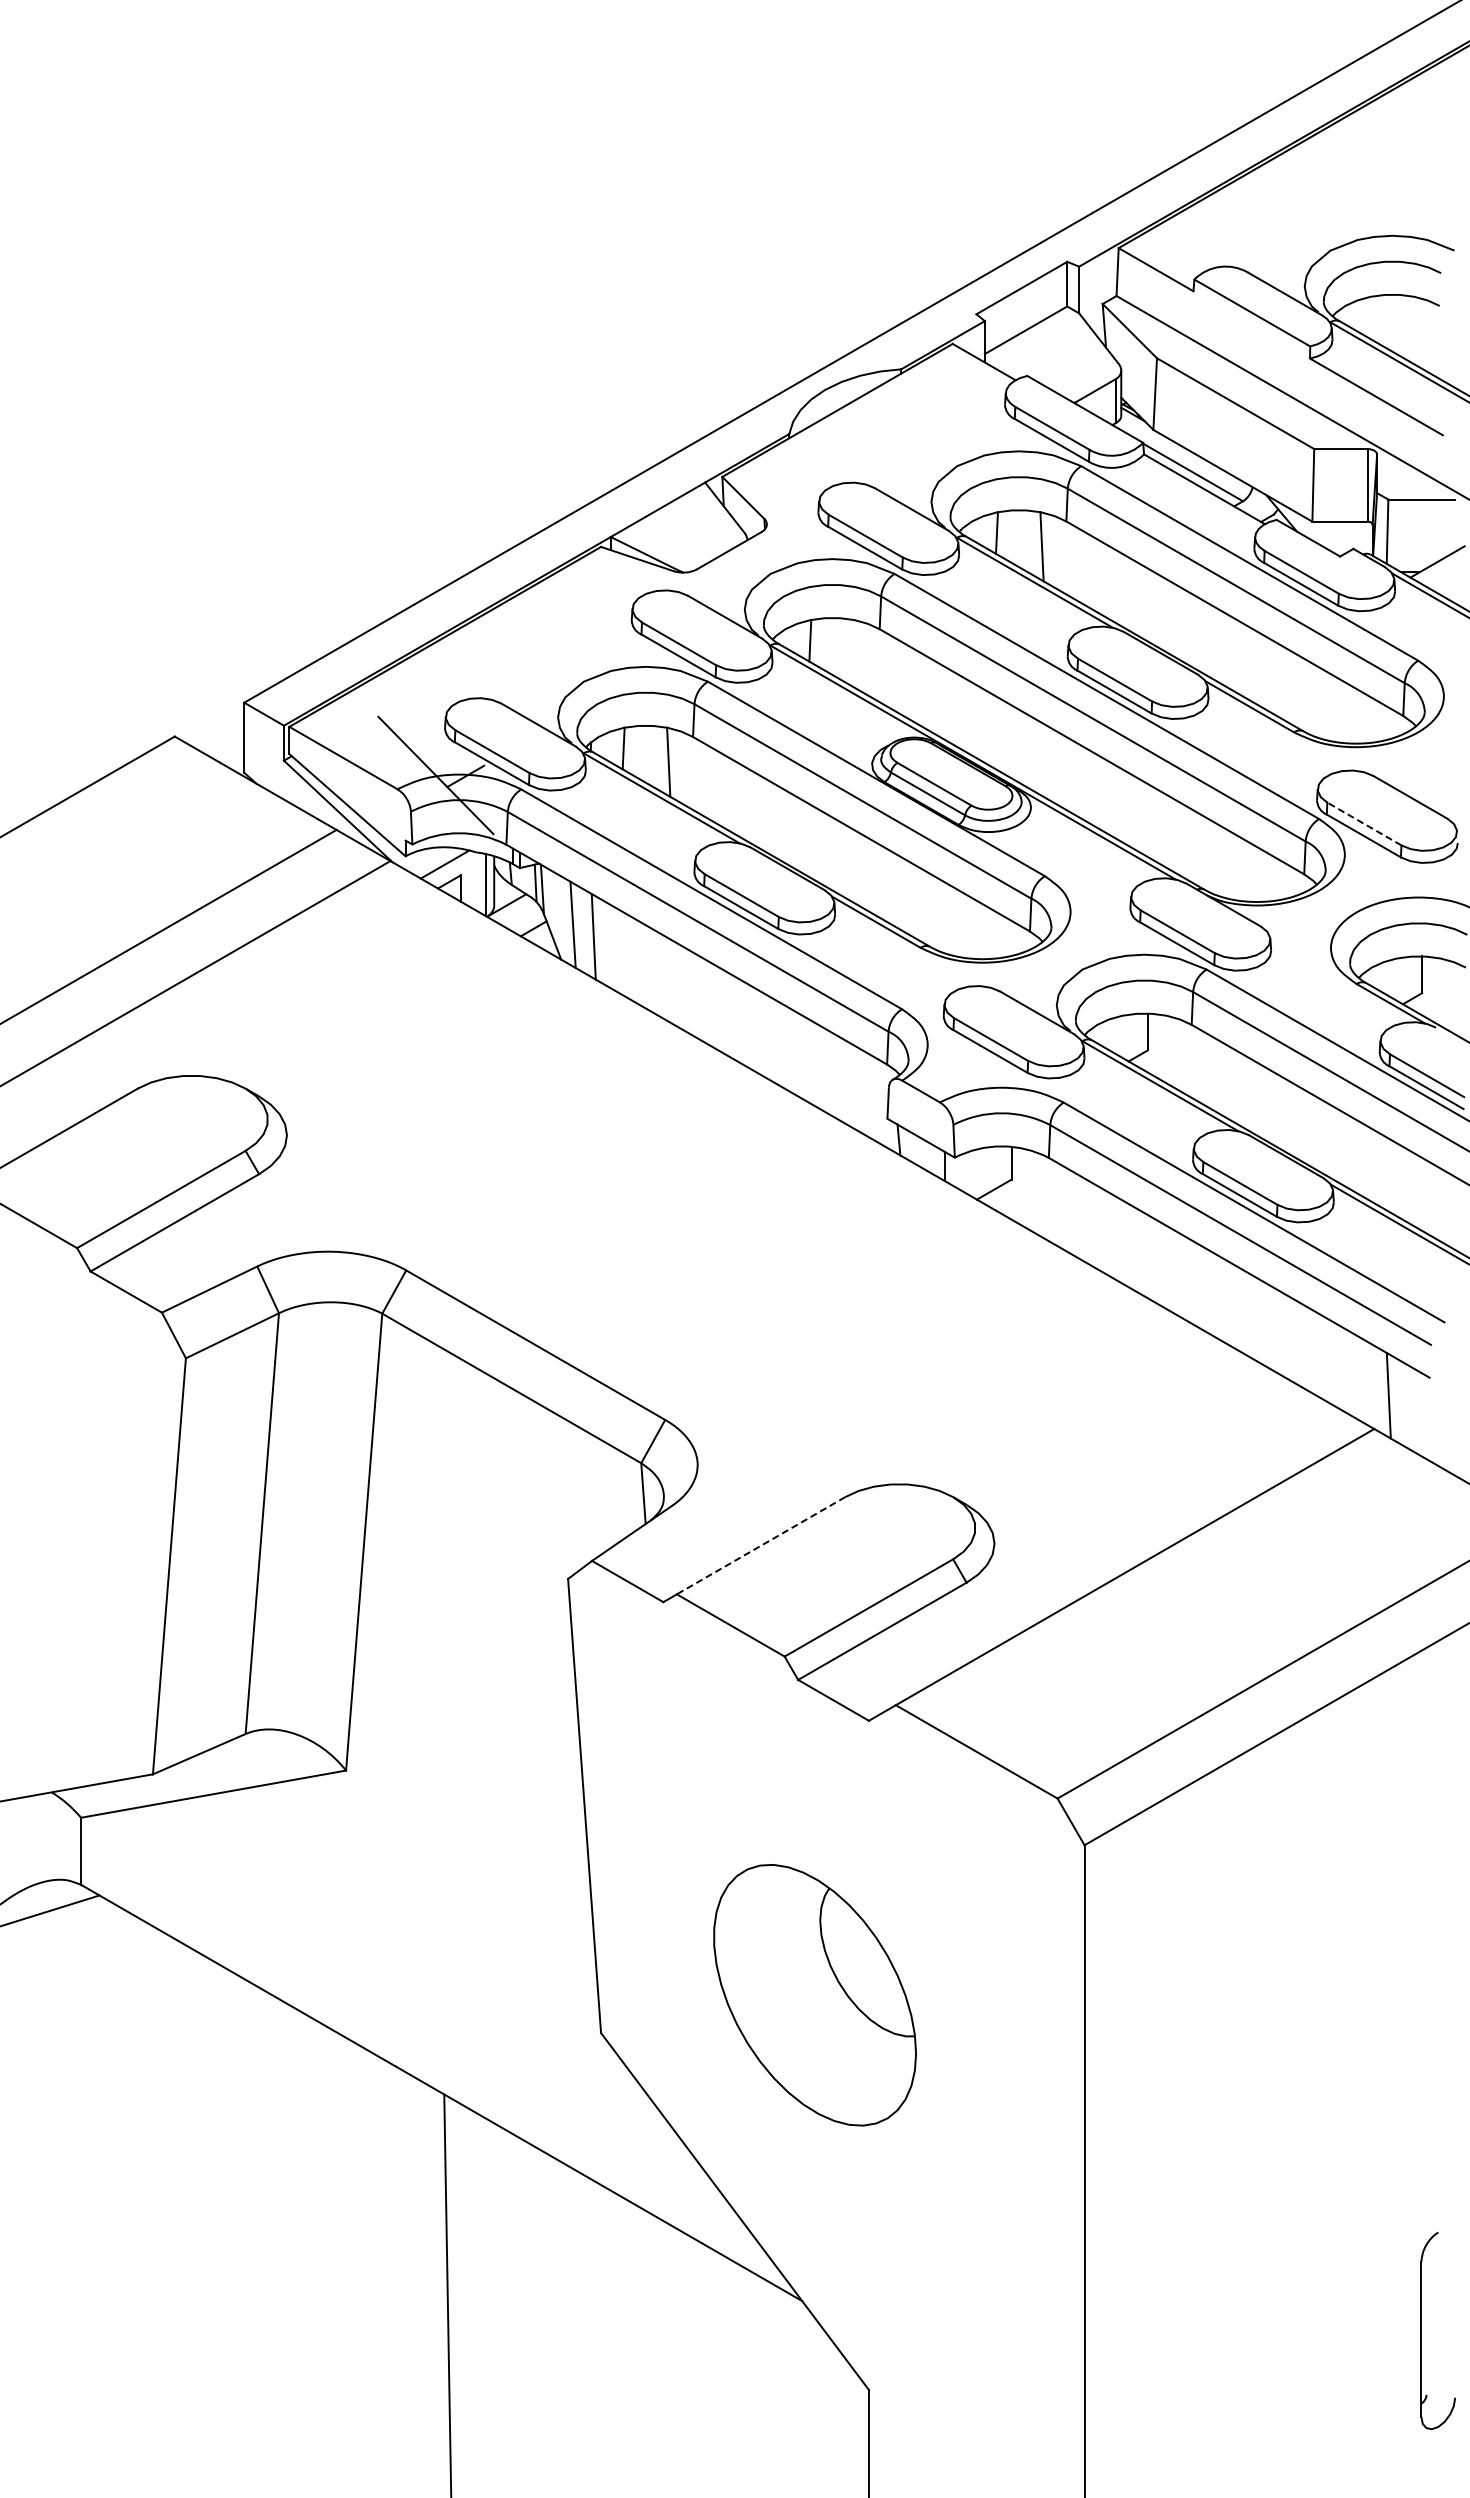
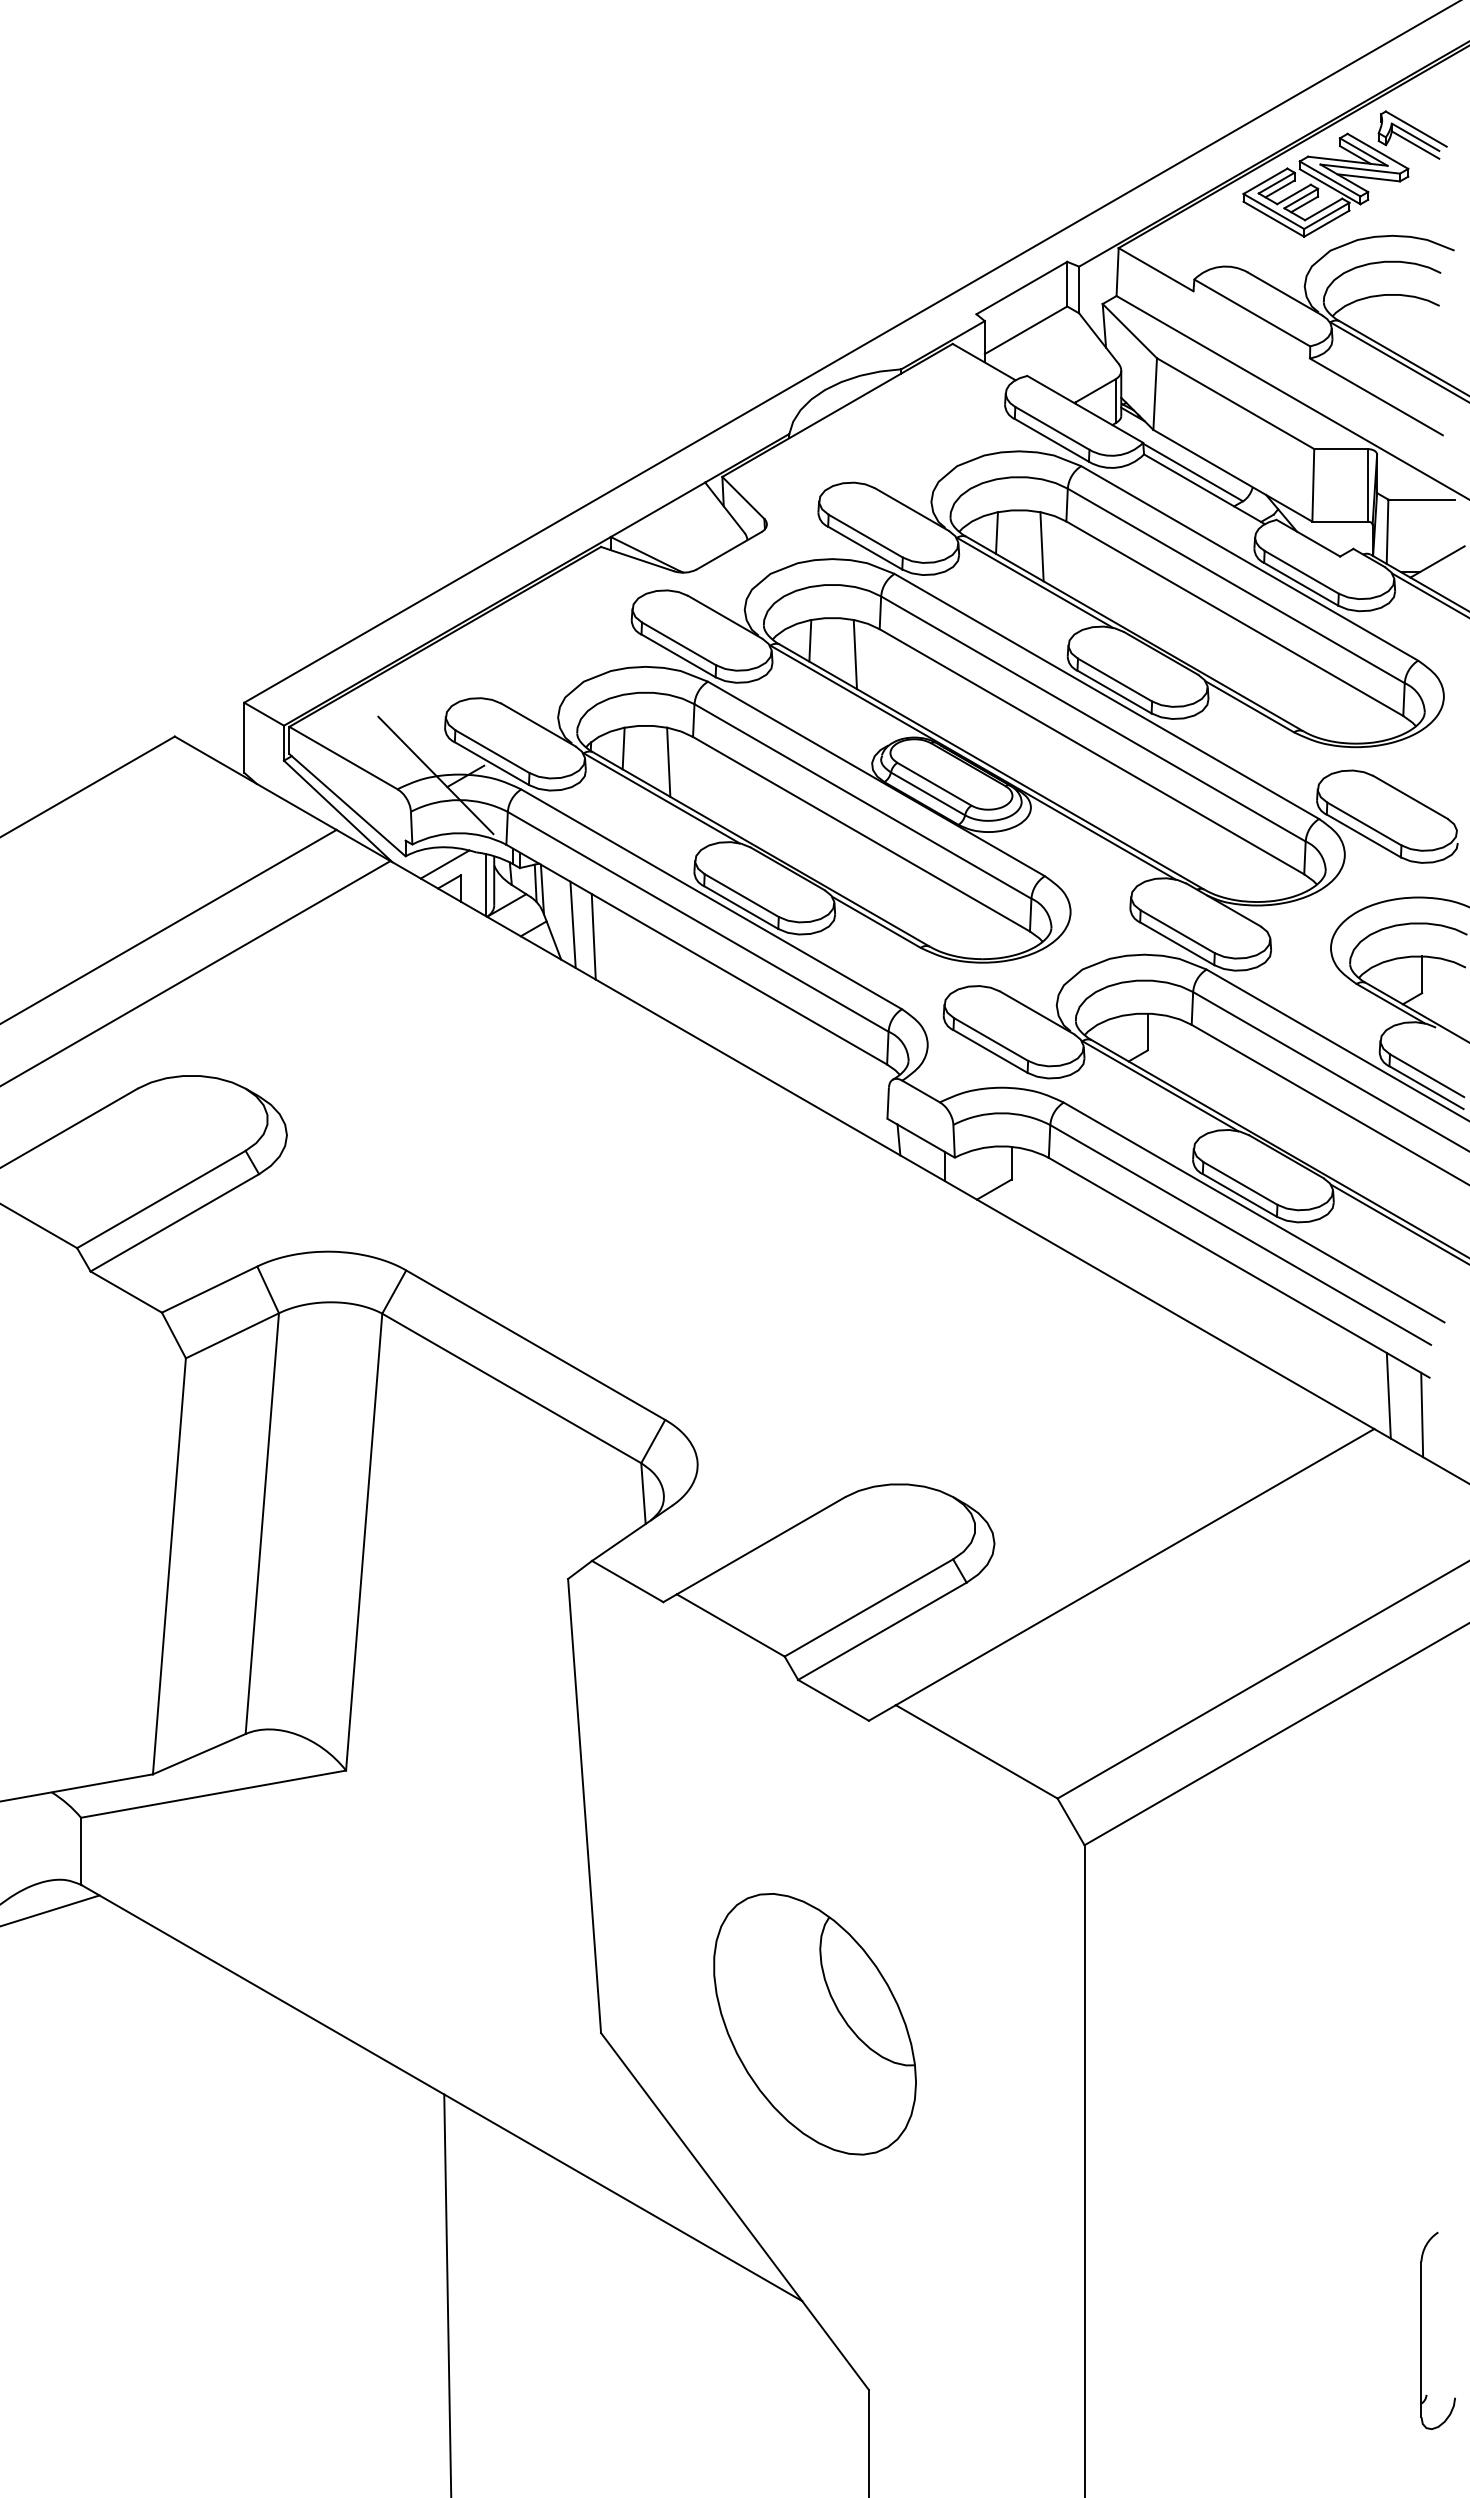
part: none -> present (1344, 173)
line: none -> present (854, 654)
line: dashed -> solid (1364, 824)
line: none -> present (1422, 1414)
line: dashed -> solid (760, 1545)
part position: (814, 1995) -> (814, 2024) (814, 2024)
